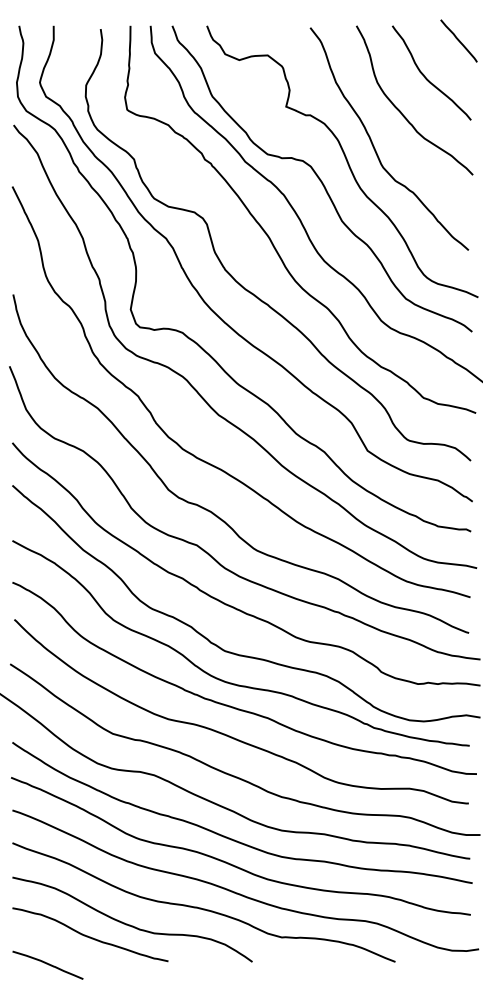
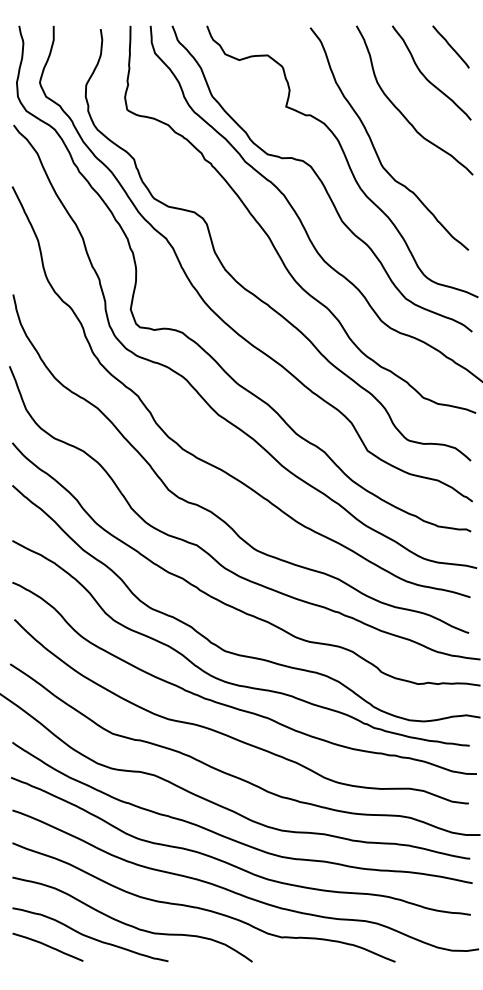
line position: (458, 40) -> (450, 46) (450, 46)
curve position: (47, 964) -> (47, 946) (47, 946)
